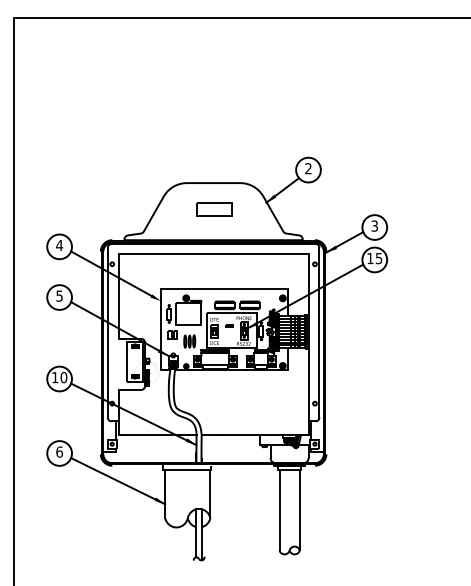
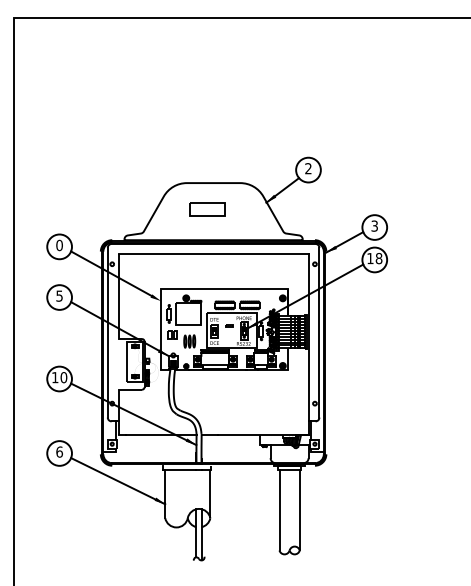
part position: (214, 209) -> (207, 209) (207, 209)
text: 4 -> 0 (59, 245)
text: 15 -> 18 (378, 258)
